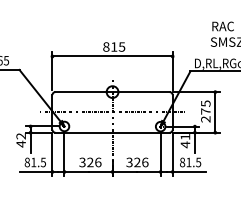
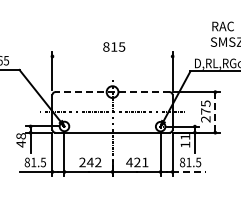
line: present -> none (112, 56)
line: solid -> dashed (112, 92)
line: solid -> dashed (215, 112)
text: 42 -> 48 (20, 136)
text: 41 -> 11 (185, 144)
text: 326 -> 242 (90, 162)
text: 326 -> 421 (137, 162)
line: solid -> dashed (189, 171)
